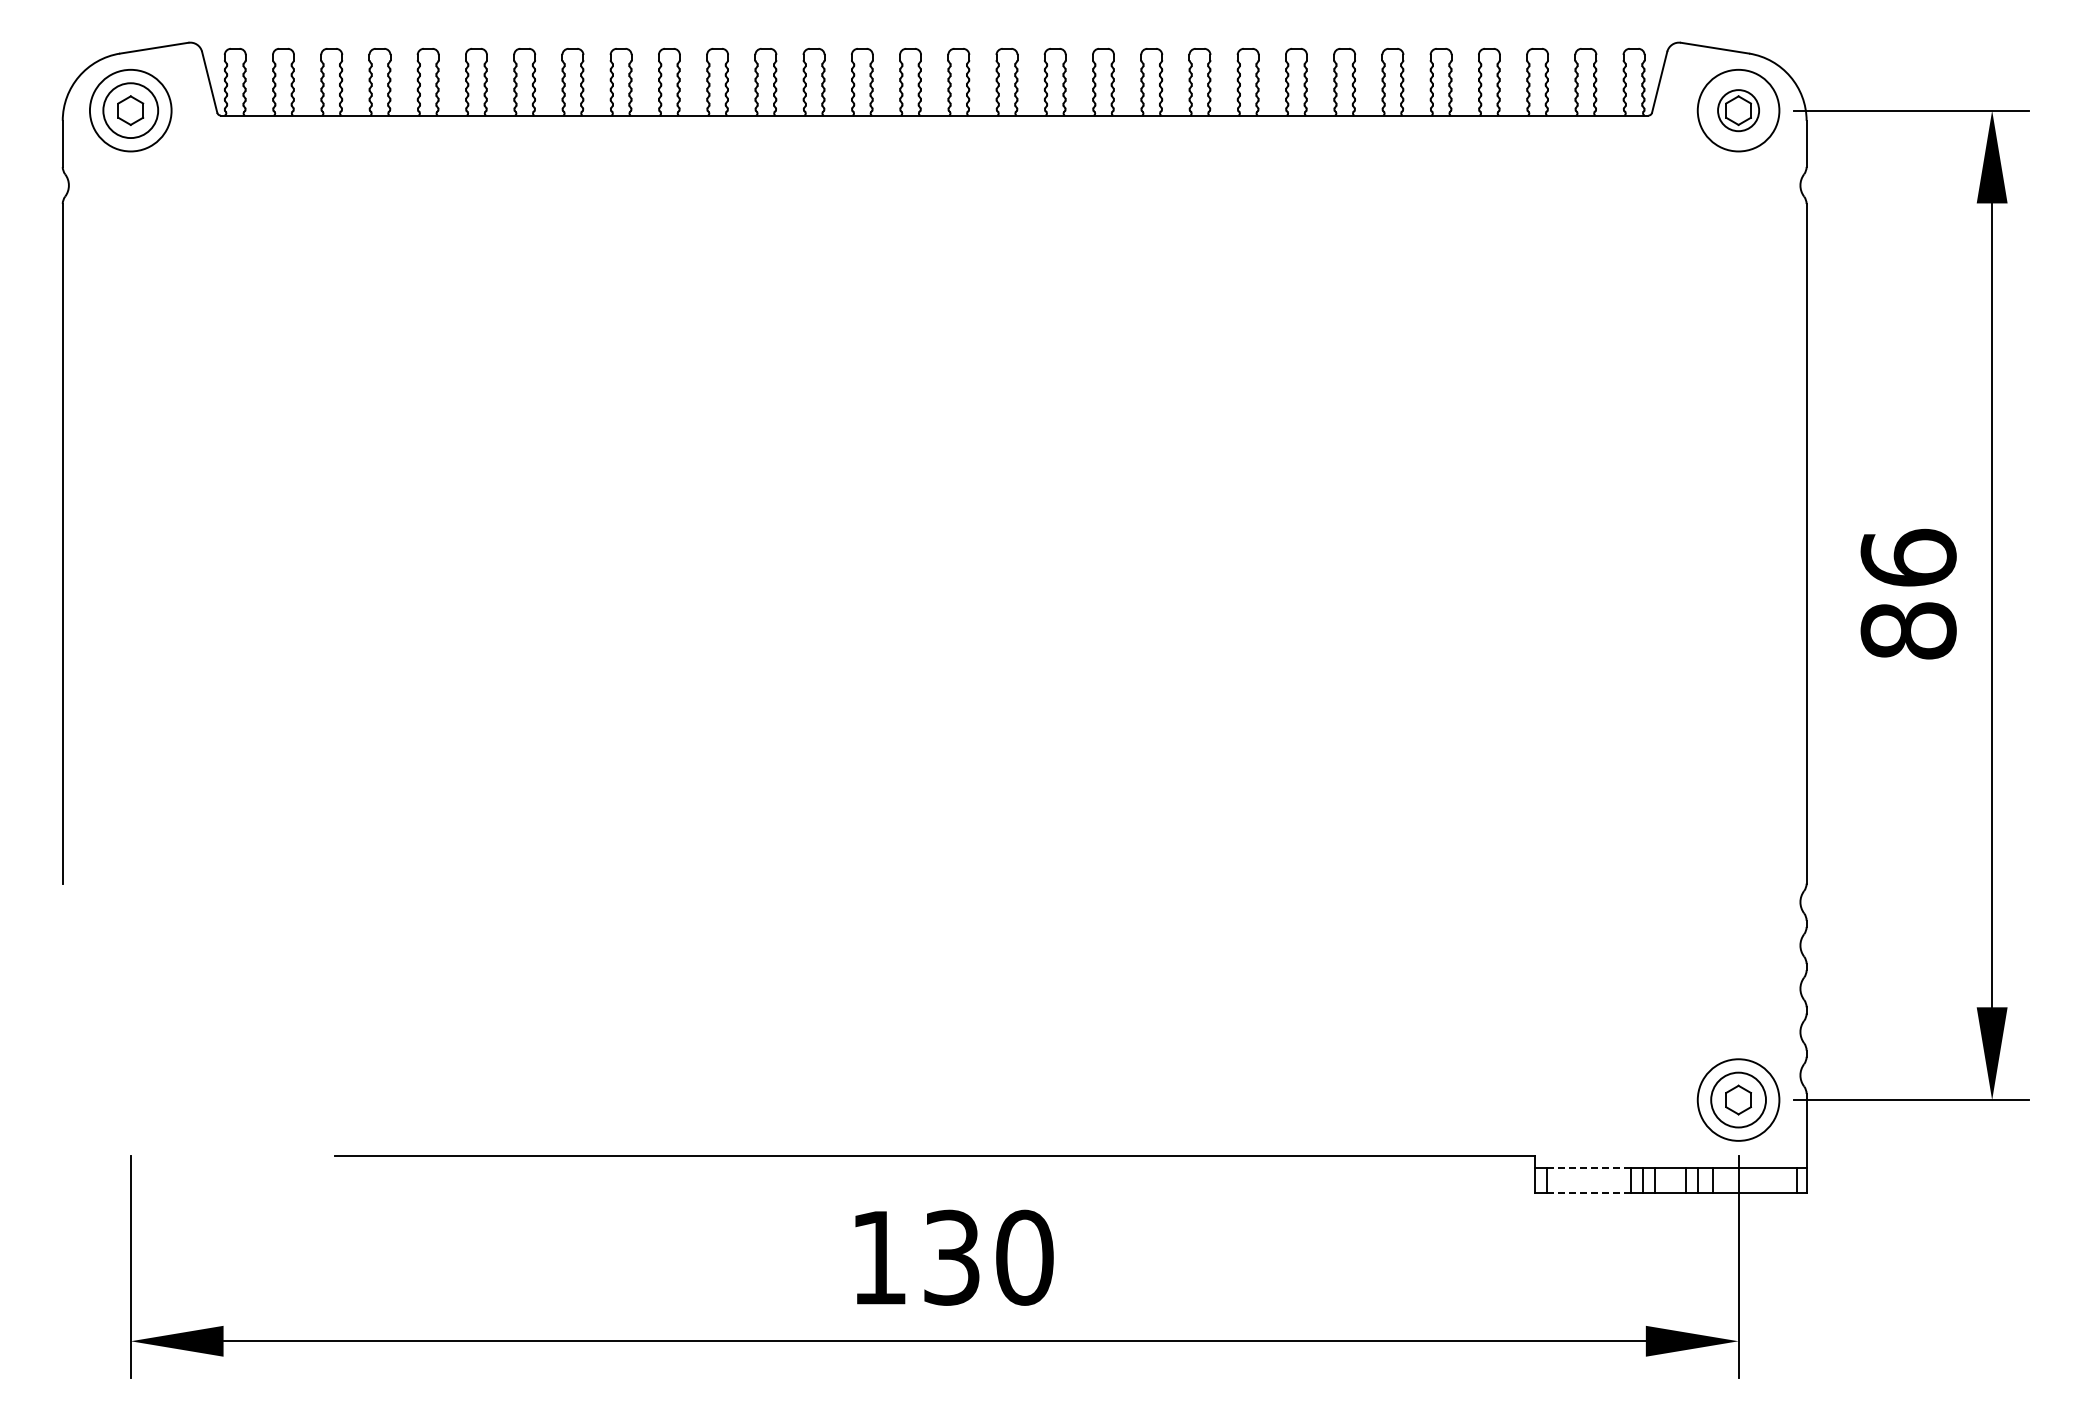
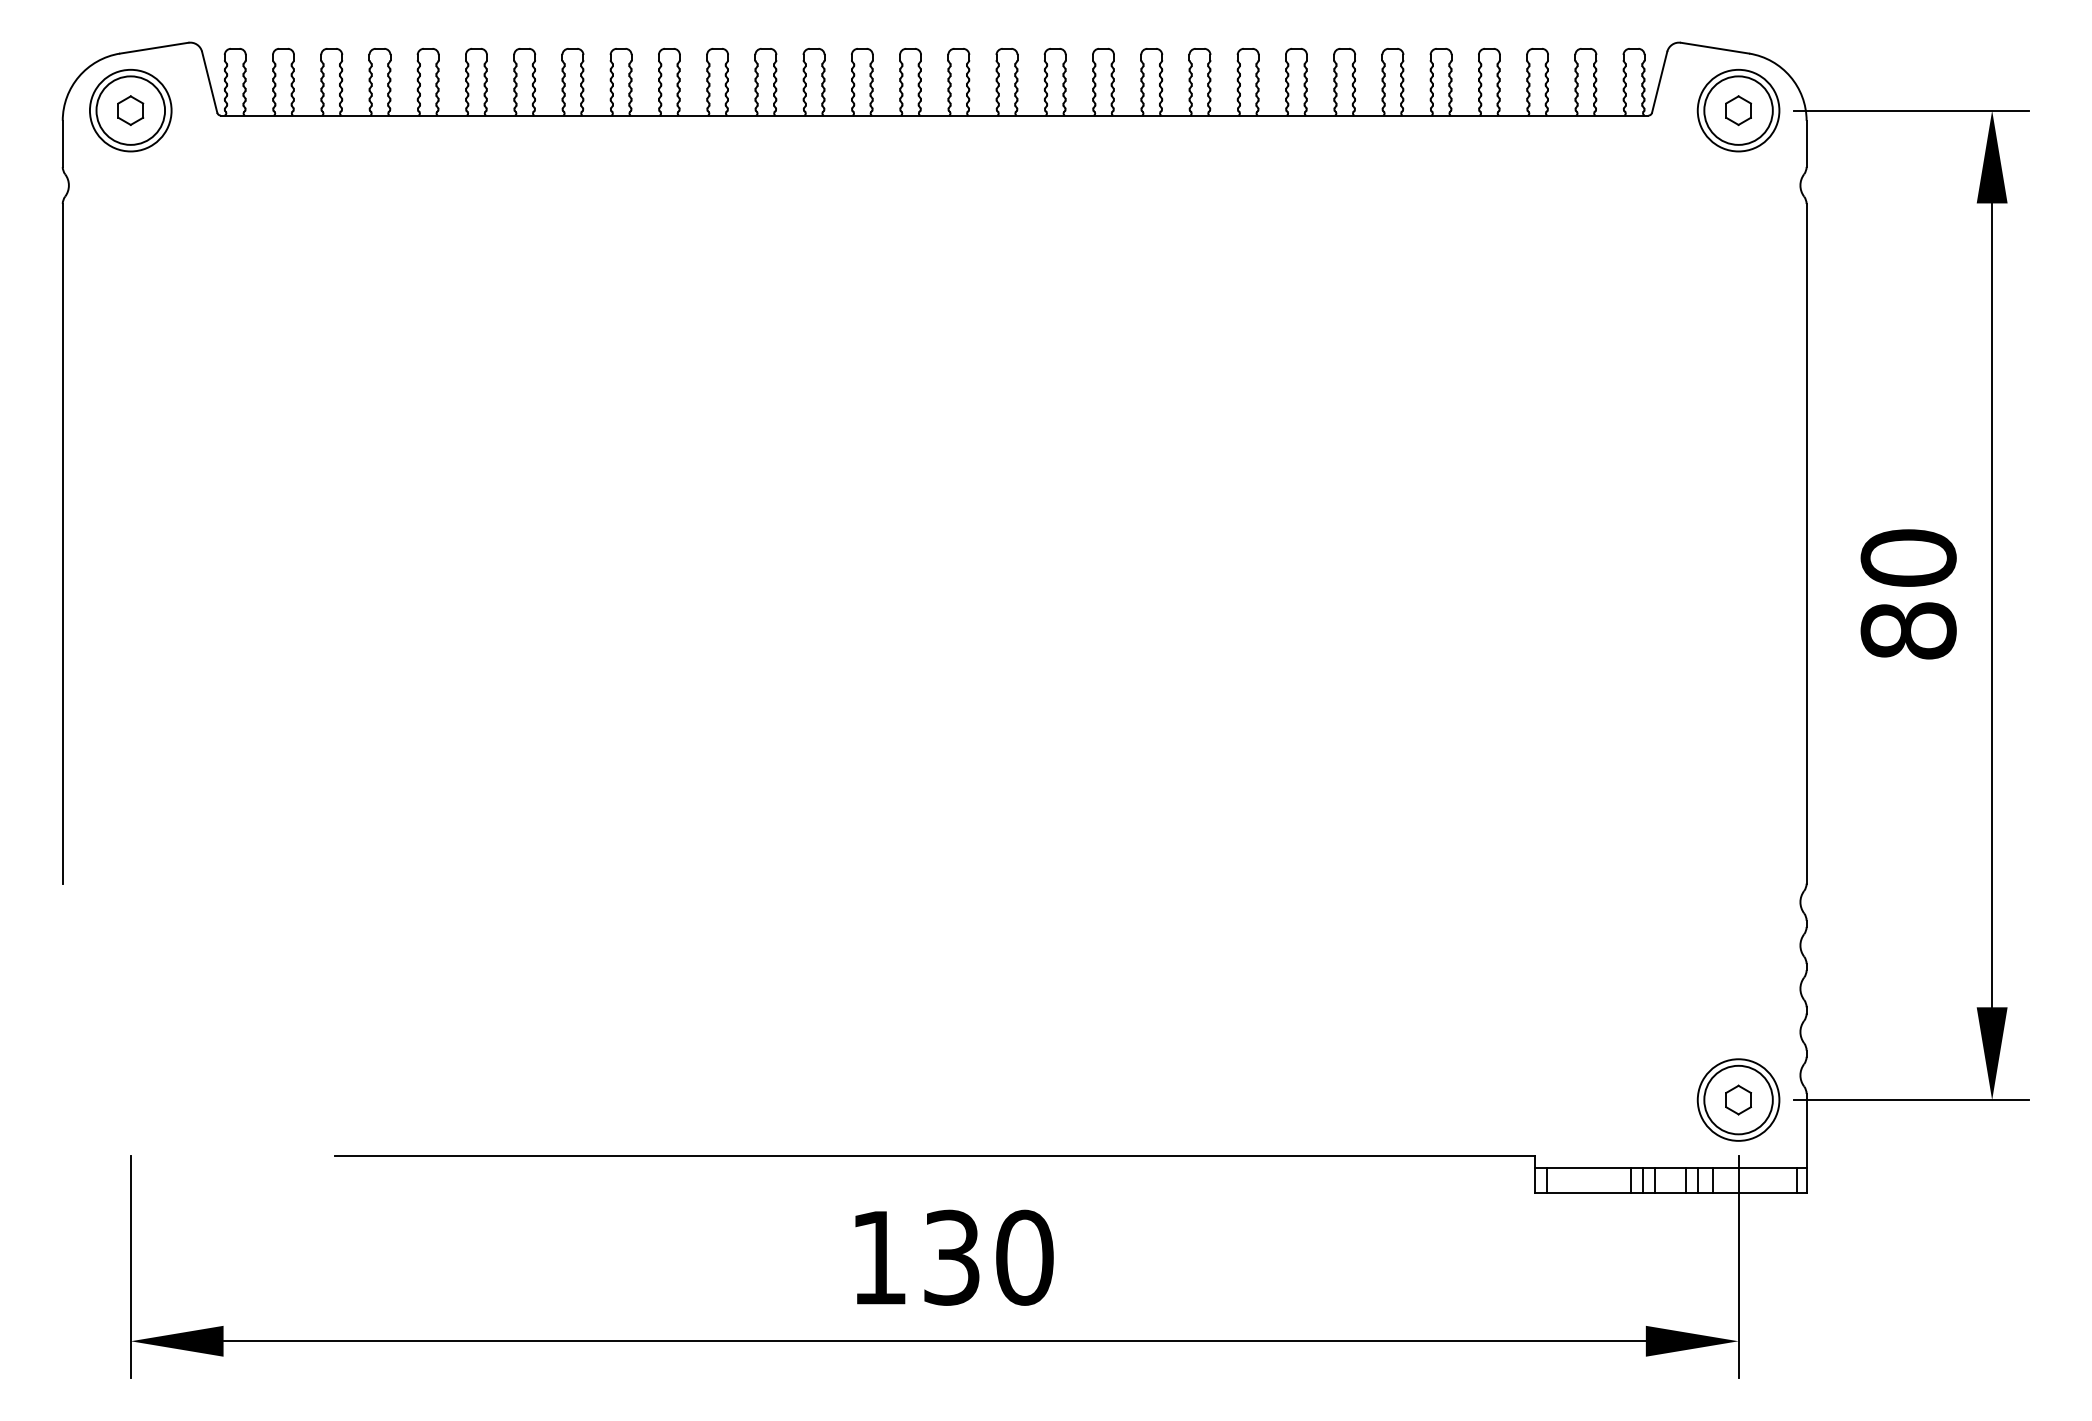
circle diameter: 55 px -> 69 px (130, 110)
circle diameter: 41 px -> 69 px (1738, 110)
text: 86 -> 80 (1908, 557)
circle diameter: 55 px -> 69 px (1738, 1099)
line: dashed -> solid (1588, 1168)
line: dashed -> solid (1589, 1192)
